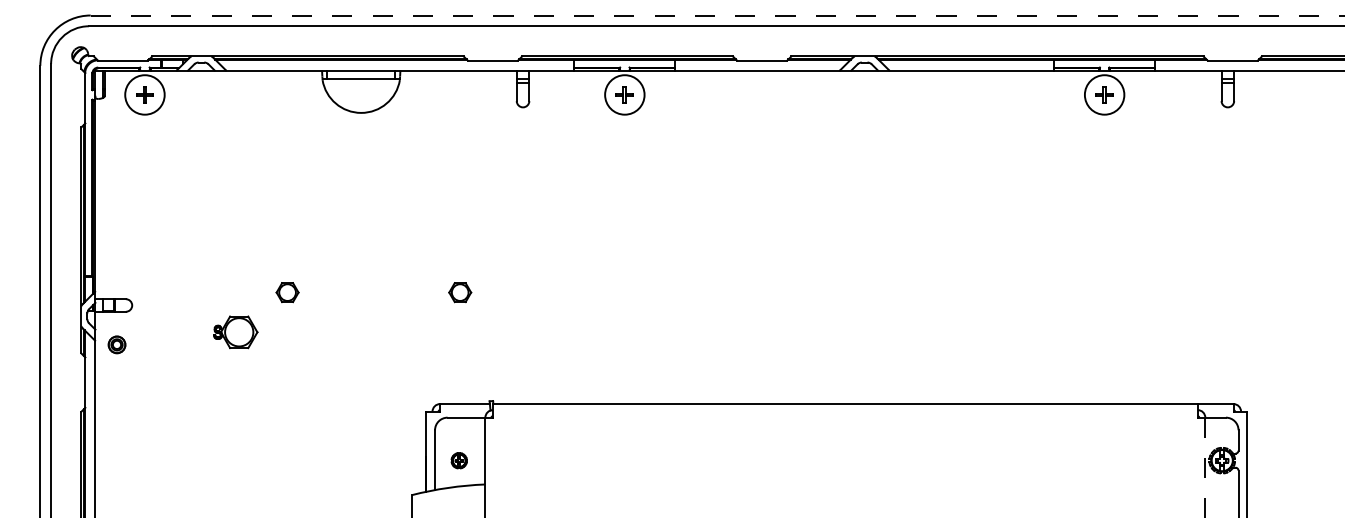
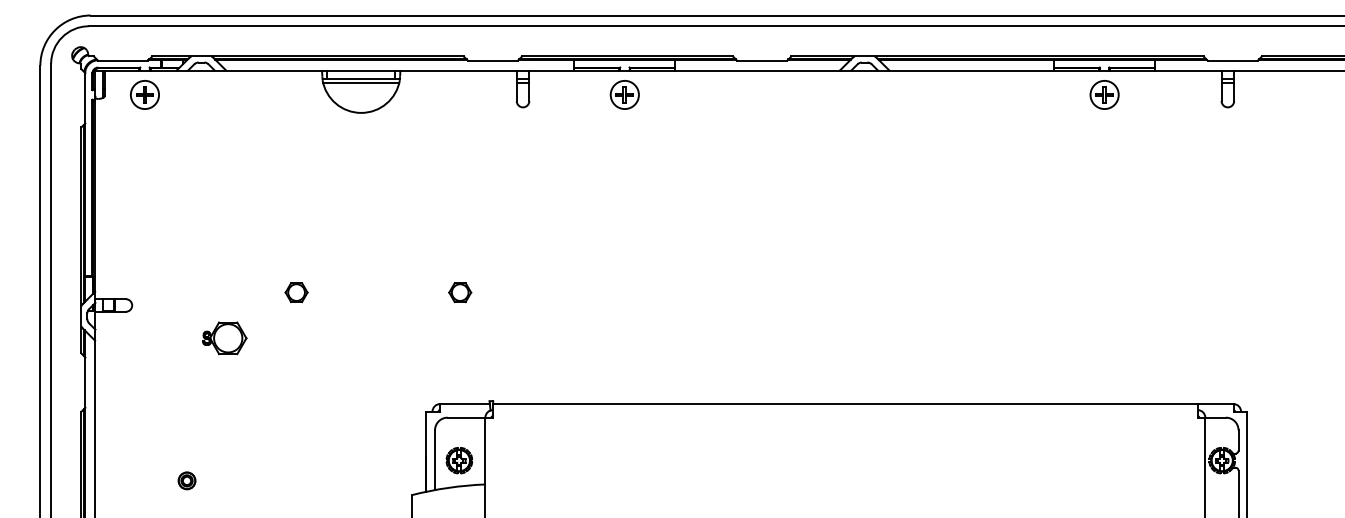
line: dashed -> solid (717, 15)
line: none -> present (361, 82)
circle diameter: 39 px -> 28 px (144, 94)
circle diameter: 39 px -> 28 px (624, 94)
circle diameter: 39 px -> 28 px (1104, 94)
part position: (287, 292) -> (296, 292) (296, 292)
part position: (235, 332) -> (224, 338) (224, 338)
part position: (116, 344) -> (186, 480) (186, 480)
part size: 18x18 px -> 28x28 px (458, 460)
line: dashed -> solid (1205, 467)
